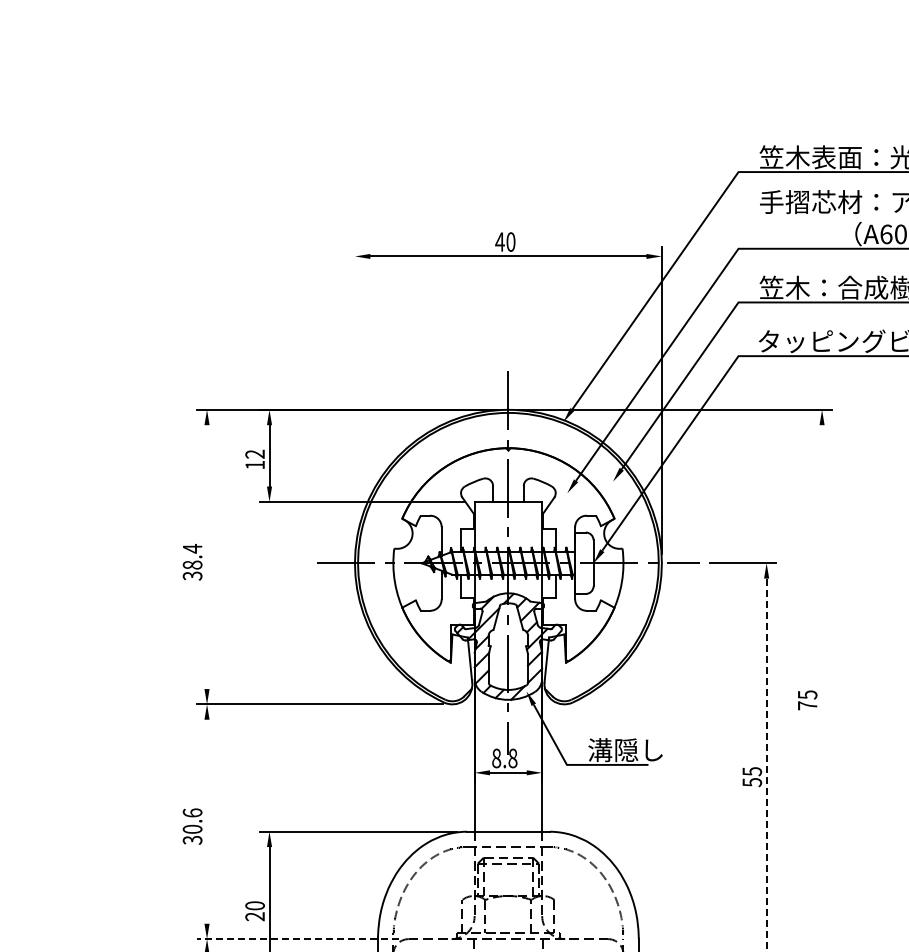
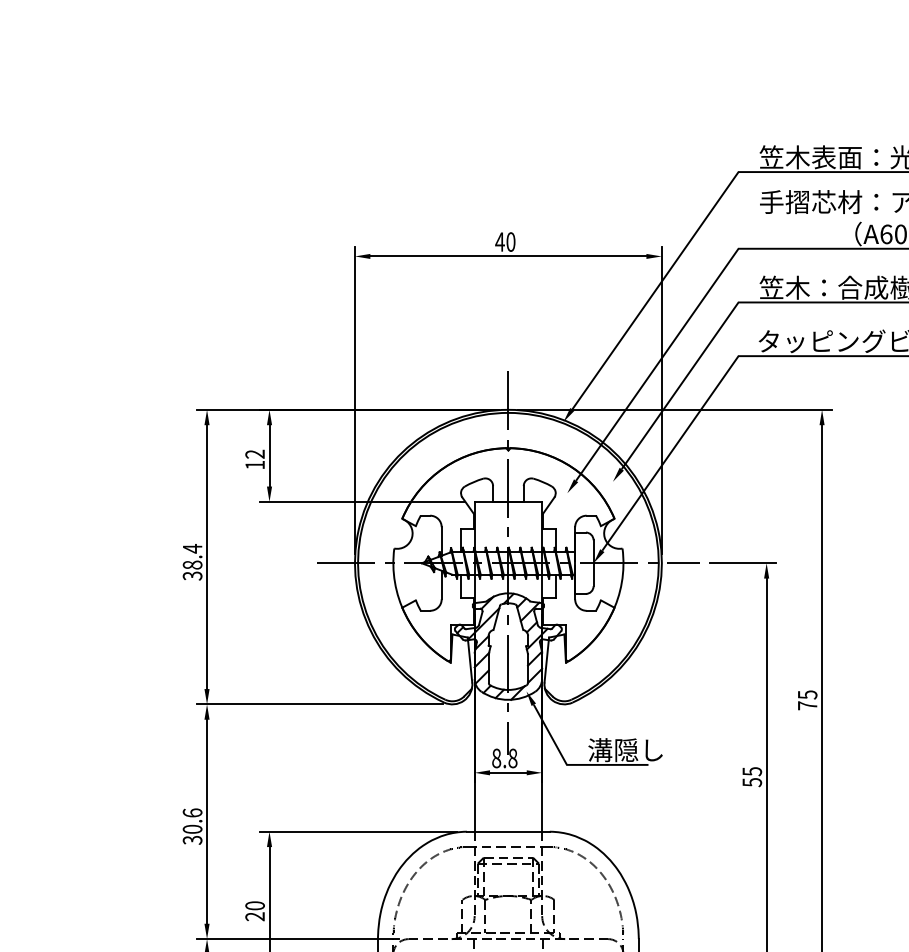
line: none -> present (355, 399)
line: none -> present (207, 557)
line: none -> present (822, 686)
line: dashed -> solid (766, 765)
line: none -> present (207, 821)
line: dashed -> solid (298, 939)
